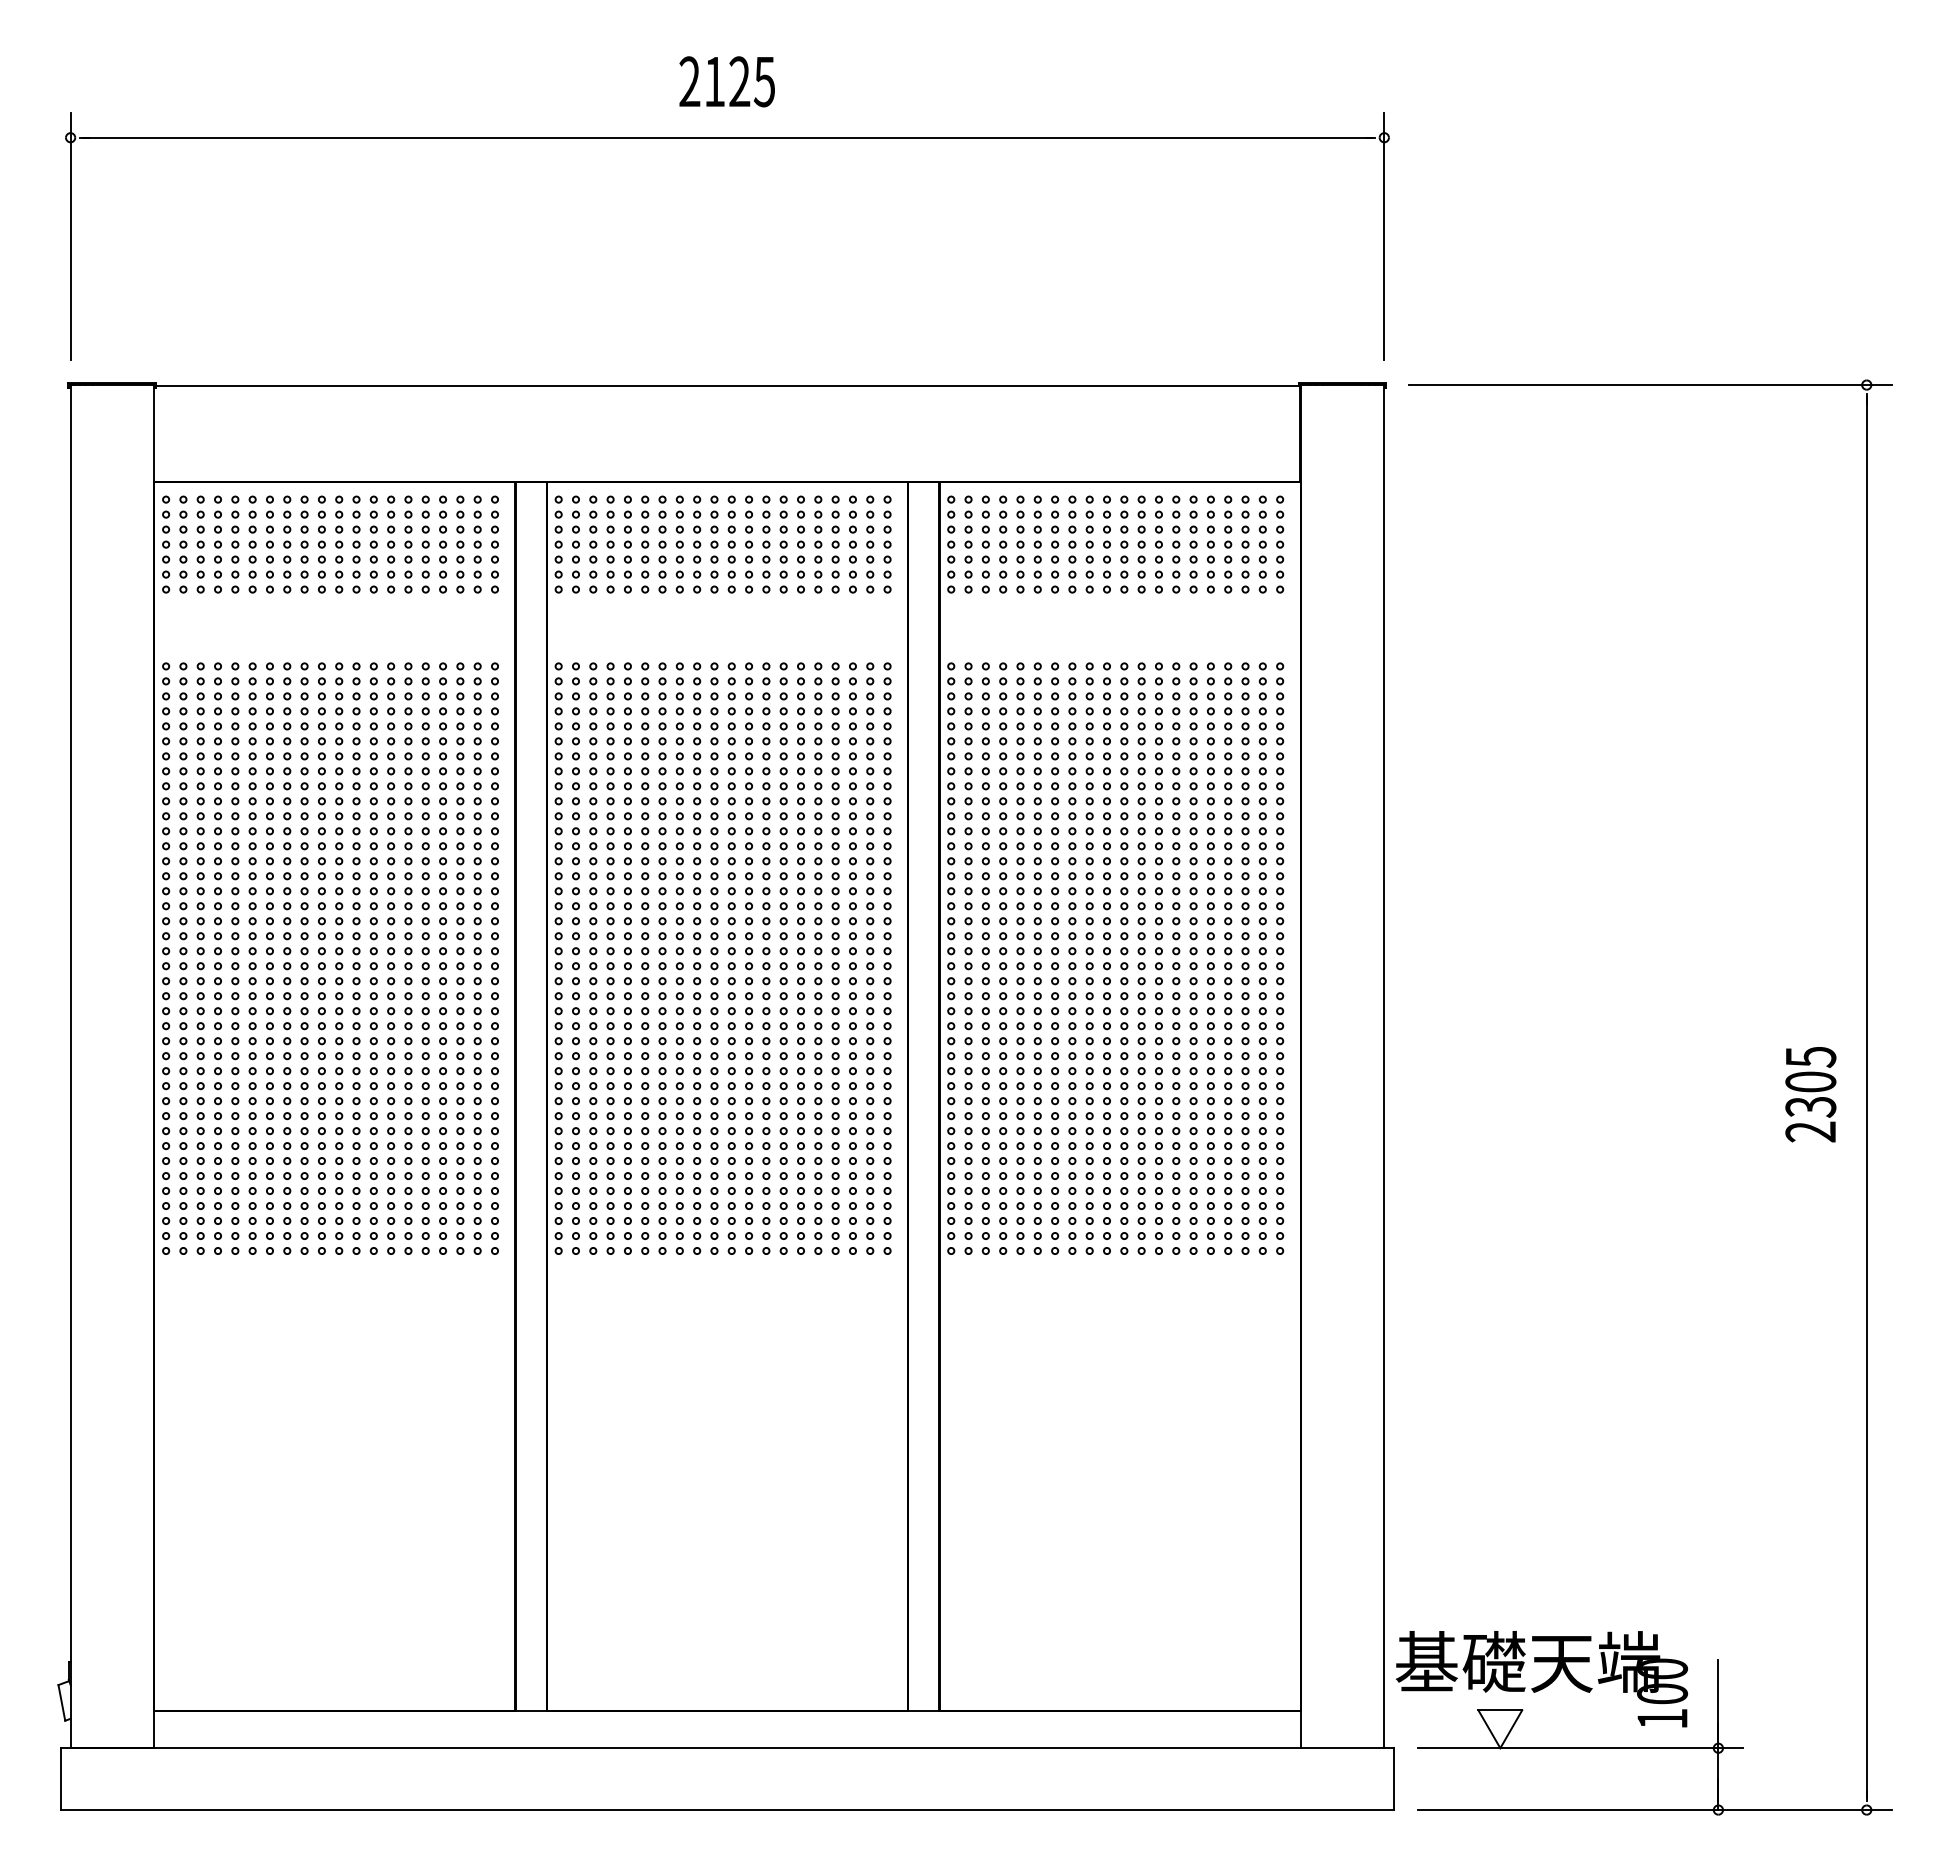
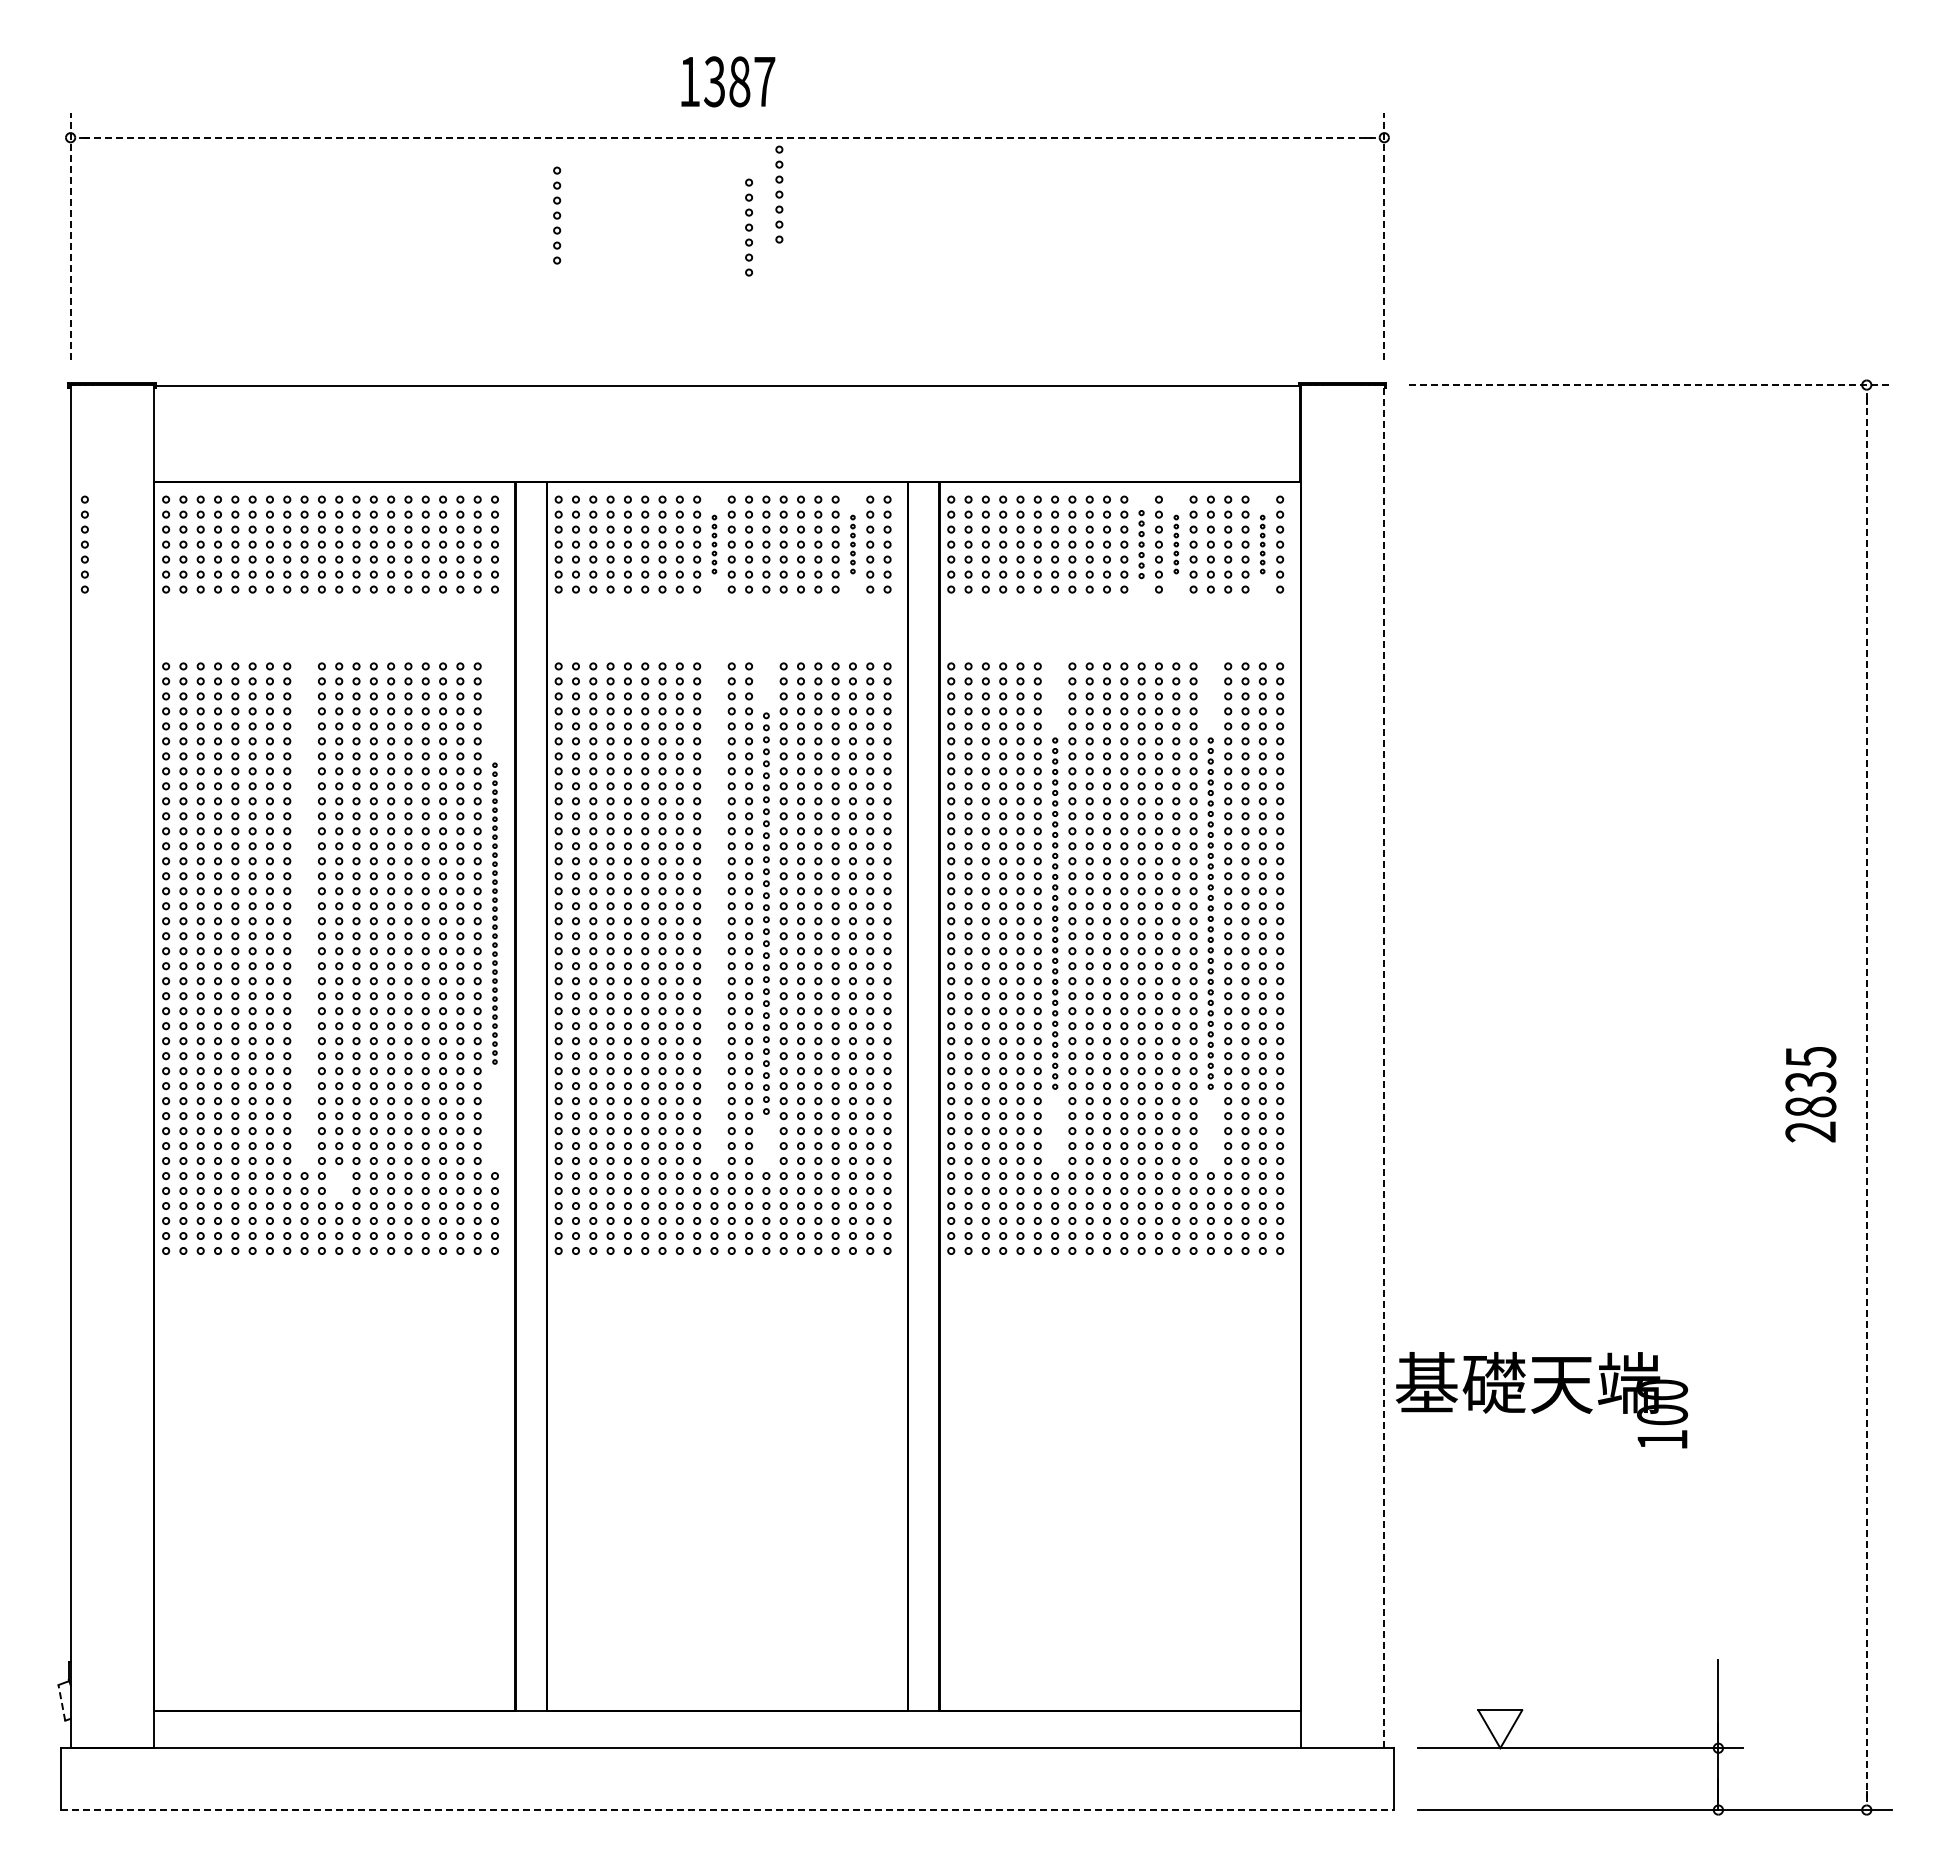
text: 2125 -> 1387 (727, 81)
line: solid -> dashed (727, 137)
part: none -> present (779, 194)
part: none -> present (557, 215)
part: none -> present (749, 227)
line: solid -> dashed (70, 236)
line: solid -> dashed (1384, 236)
line: solid -> dashed (1650, 385)
part: none -> present (84, 544)
part size: 9x99 px -> 7x61 px (714, 544)
part size: 8x99 px -> 6x61 px (852, 544)
part size: 9x99 px -> 7x70 px (1141, 544)
part size: 9x99 px -> 7x61 px (1176, 544)
part size: 9x99 px -> 6x61 px (1262, 544)
part: present -> none (304, 913)
part size: 8x503 px -> 6x303 px (494, 913)
part: present -> none (714, 913)
part size: 9x503 px -> 7x403 px (766, 913)
part size: 9x503 px -> 7x353 px (1055, 913)
part size: 9x503 px -> 7x353 px (1210, 913)
line: solid -> dashed (1384, 1066)
text: 2305 -> 2835 (1810, 1094)
line: solid -> dashed (1866, 1098)
part: present -> none (339, 1183)
text position: (1542, 1679) -> (1542, 1400) (1542, 1400)
line: solid -> dashed (61, 1702)
line: solid -> dashed (727, 1810)
